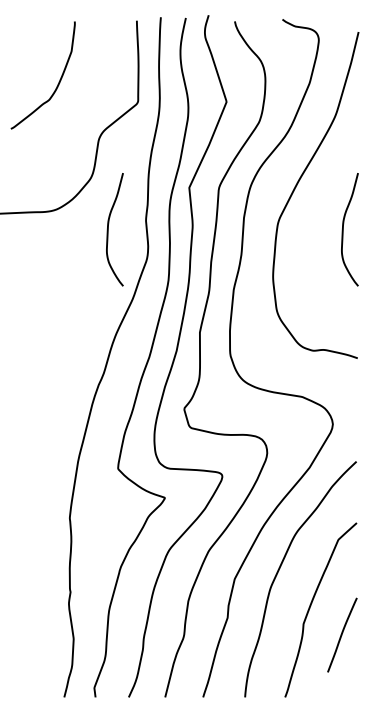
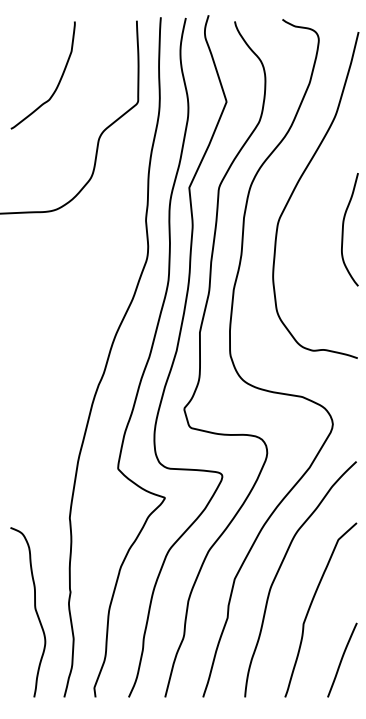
curve: present -> none (108, 229)
curve: none -> present (34, 609)
curve position: (342, 634) -> (342, 659) (342, 659)
